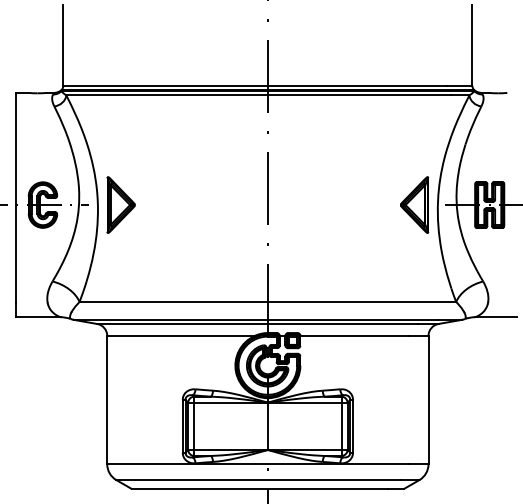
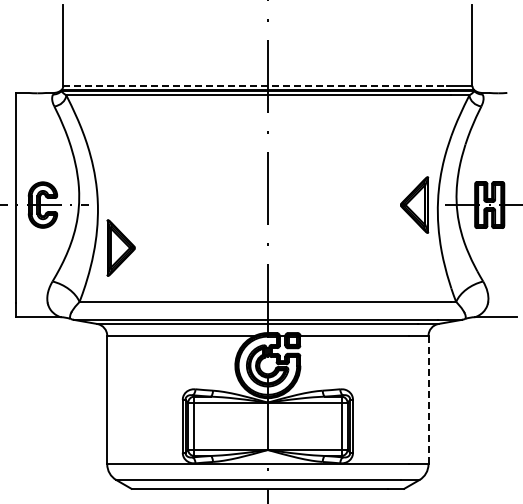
line: solid -> dashed (255, 85)
part position: (120, 204) -> (120, 247) (120, 247)
line: solid -> dashed (428, 400)
